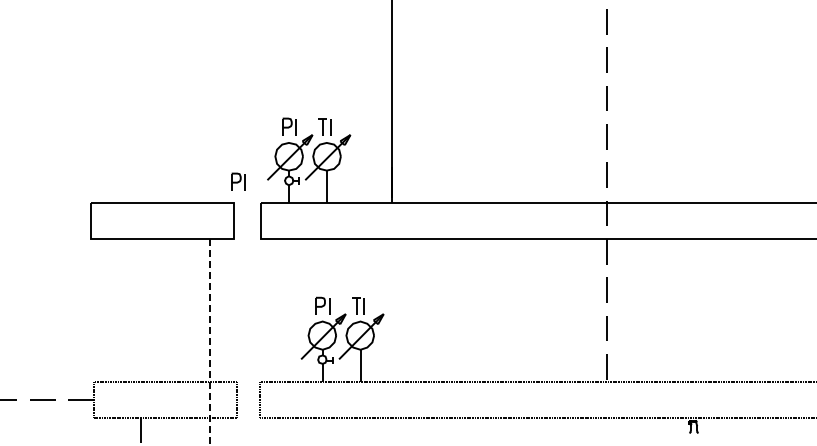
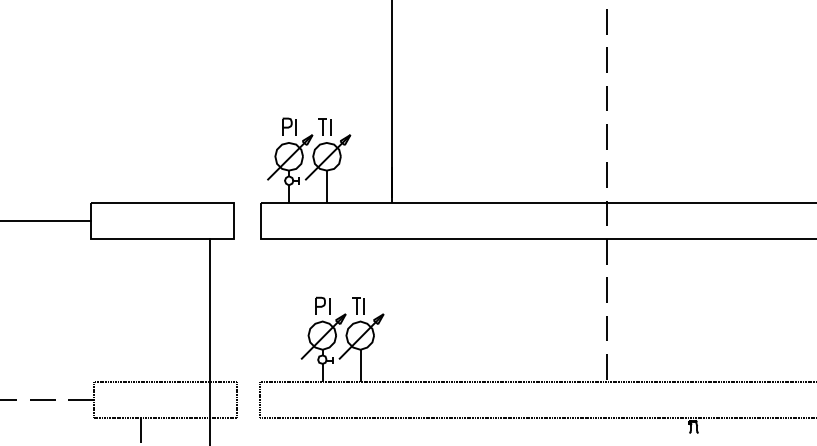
part: present -> none (238, 181)
line: none -> present (46, 220)
line: dashed -> solid (210, 342)
